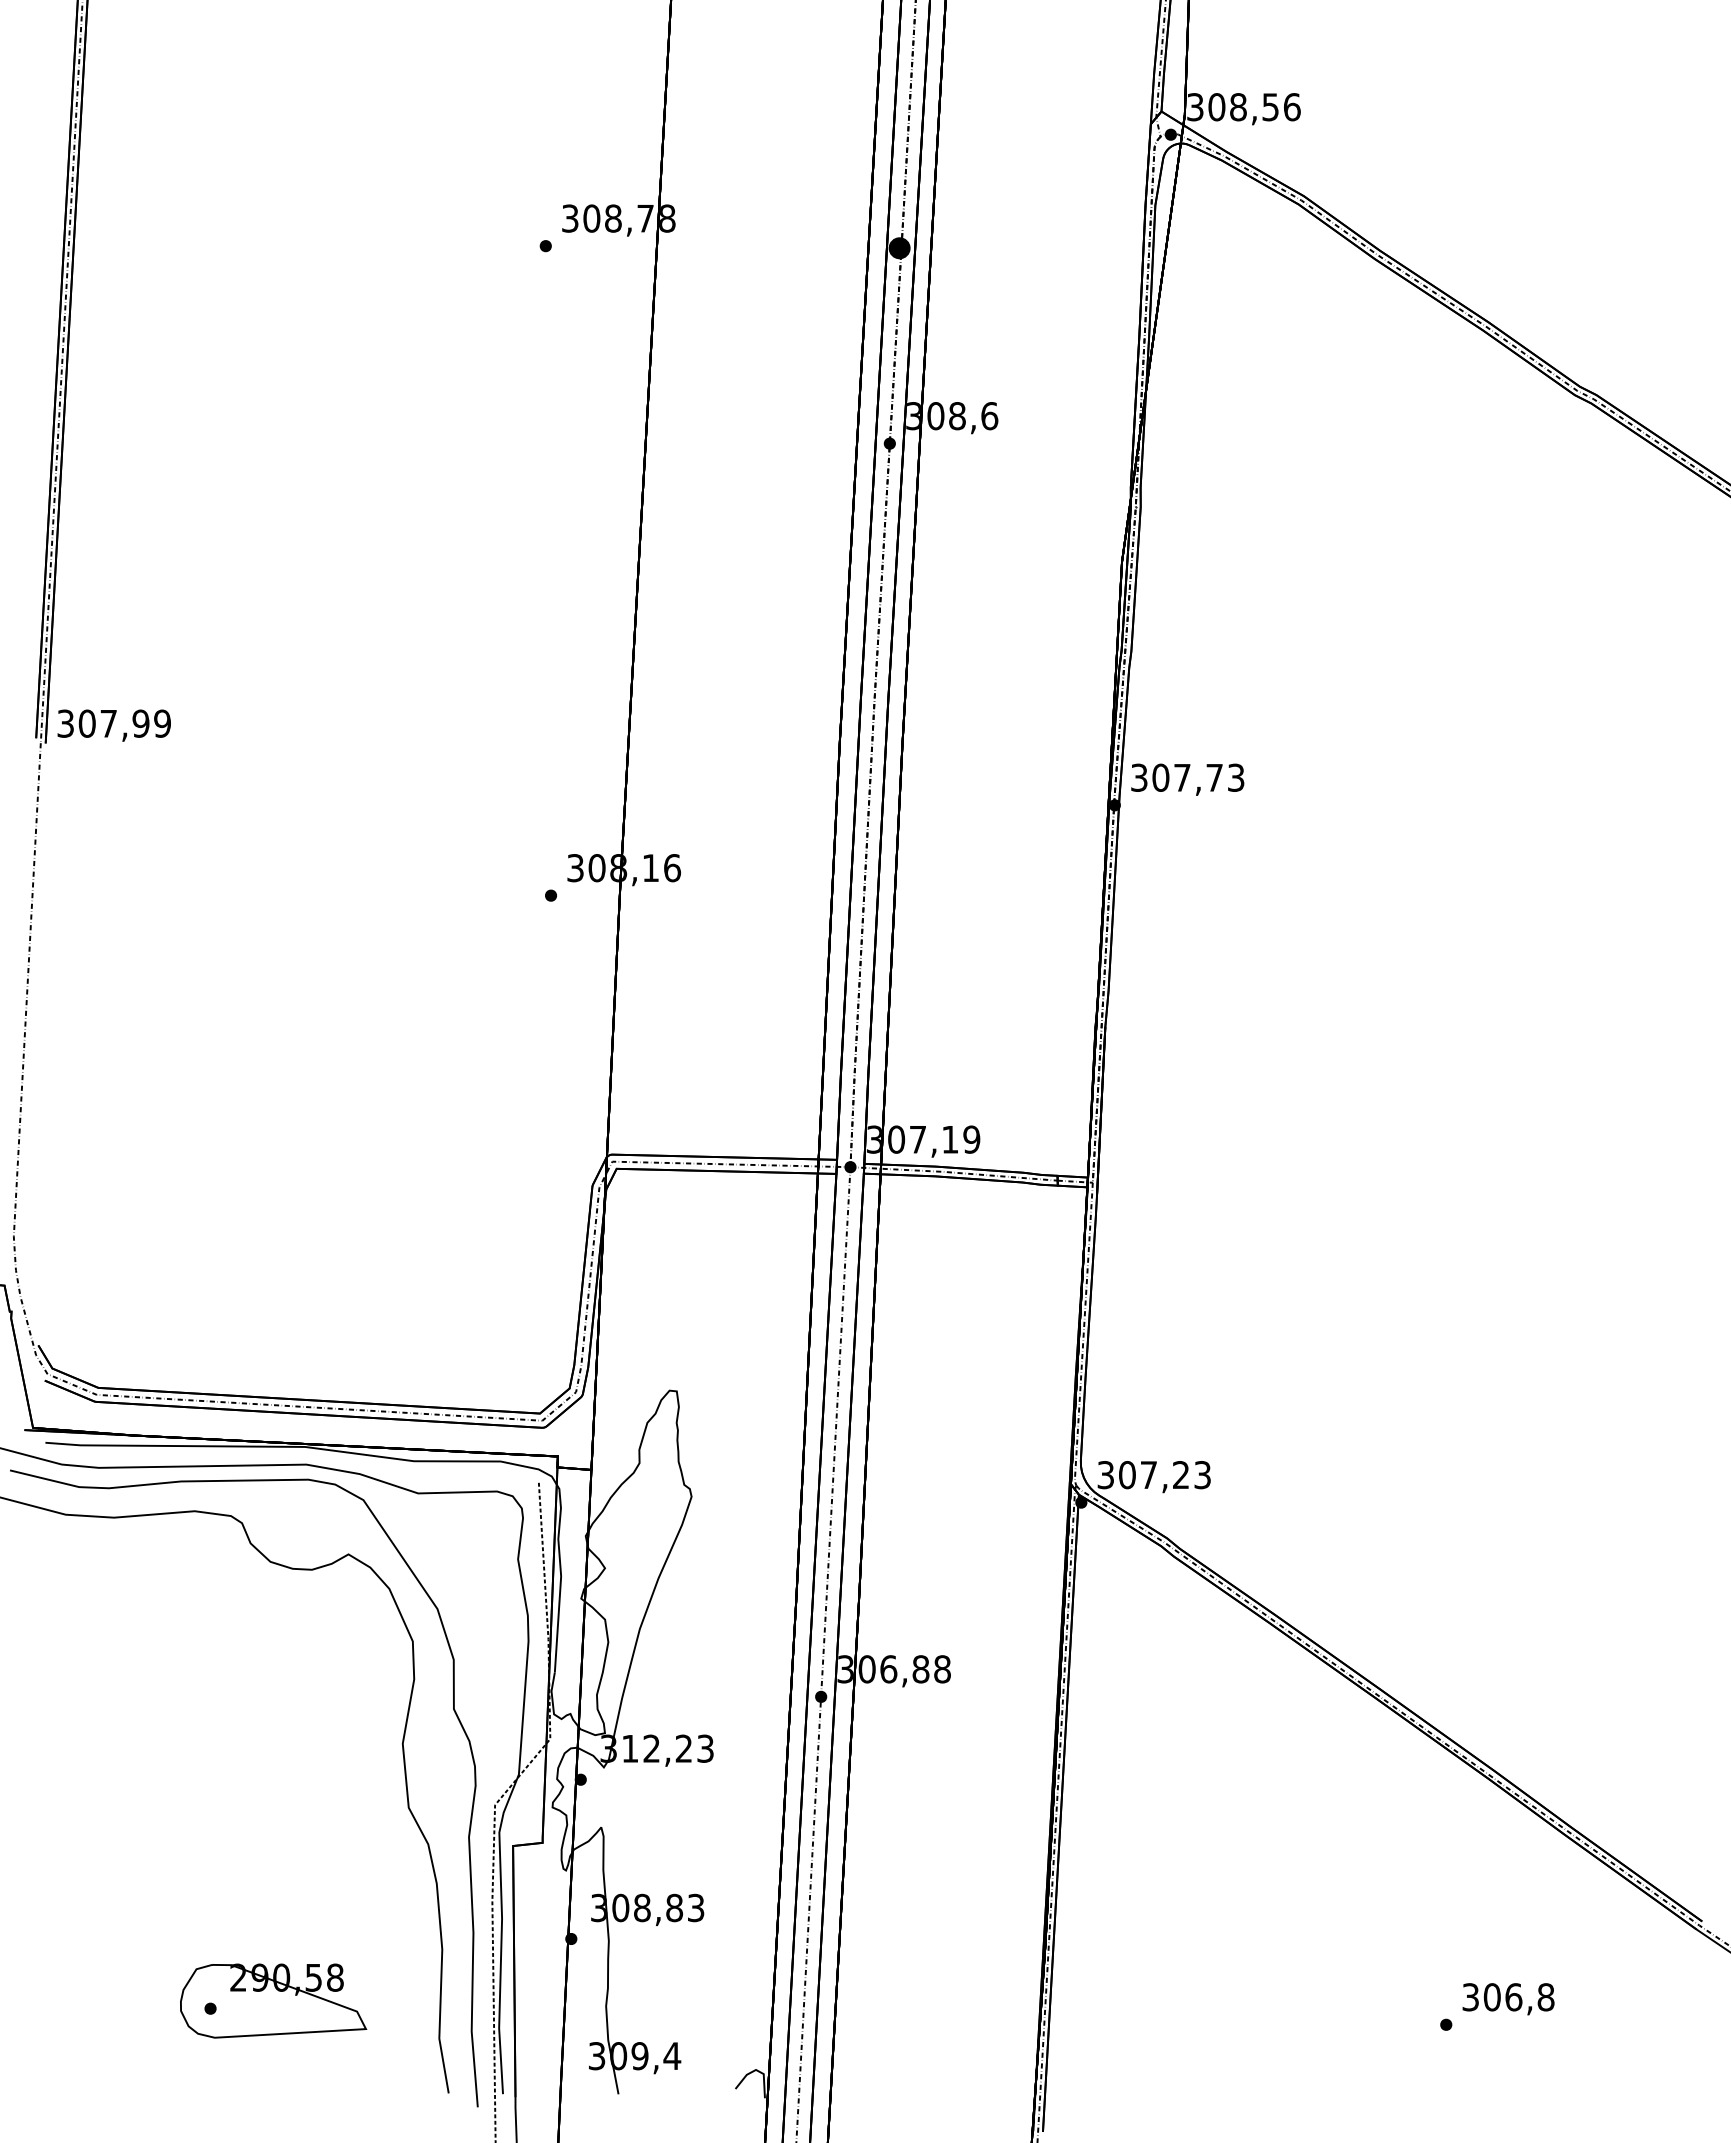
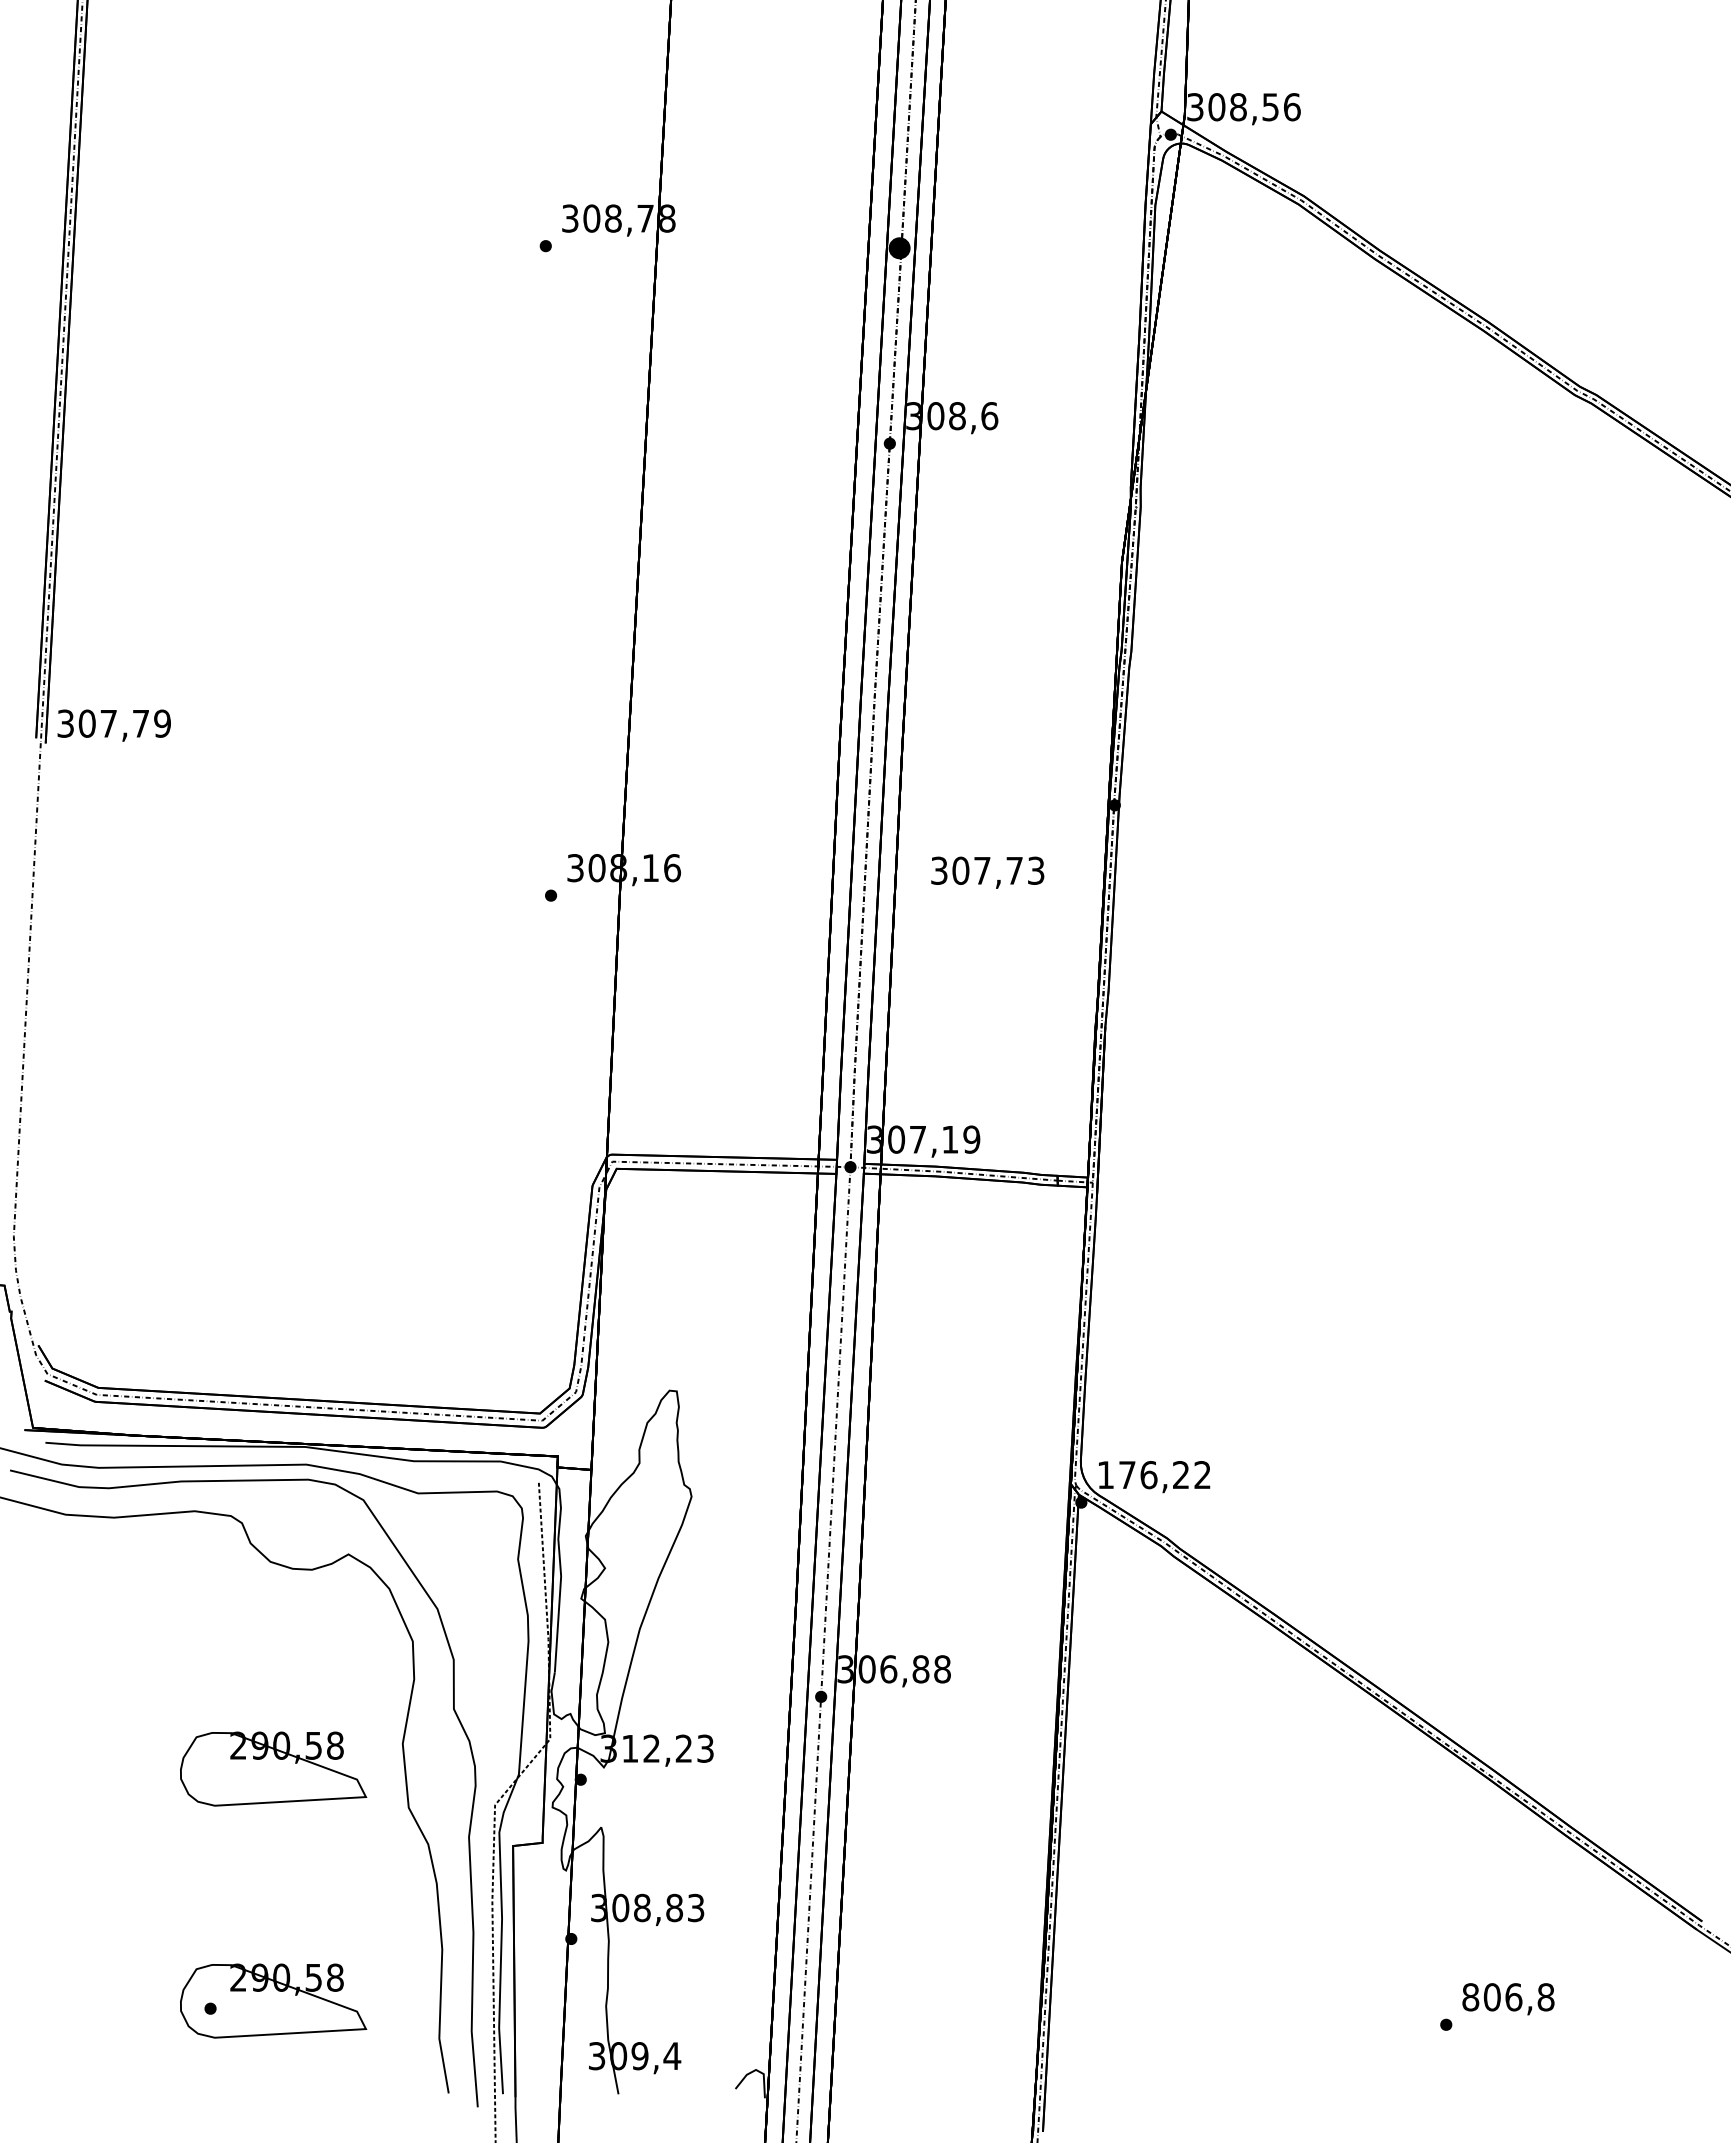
text: 307,99 -> 307,79 (140, 723)
text position: (1187, 779) -> (987, 872) (987, 872)
text: 307,23 -> 176,22 (1153, 1475)
part: none -> present (273, 1768)
text: 306,8 -> 806,8 (1470, 1997)
